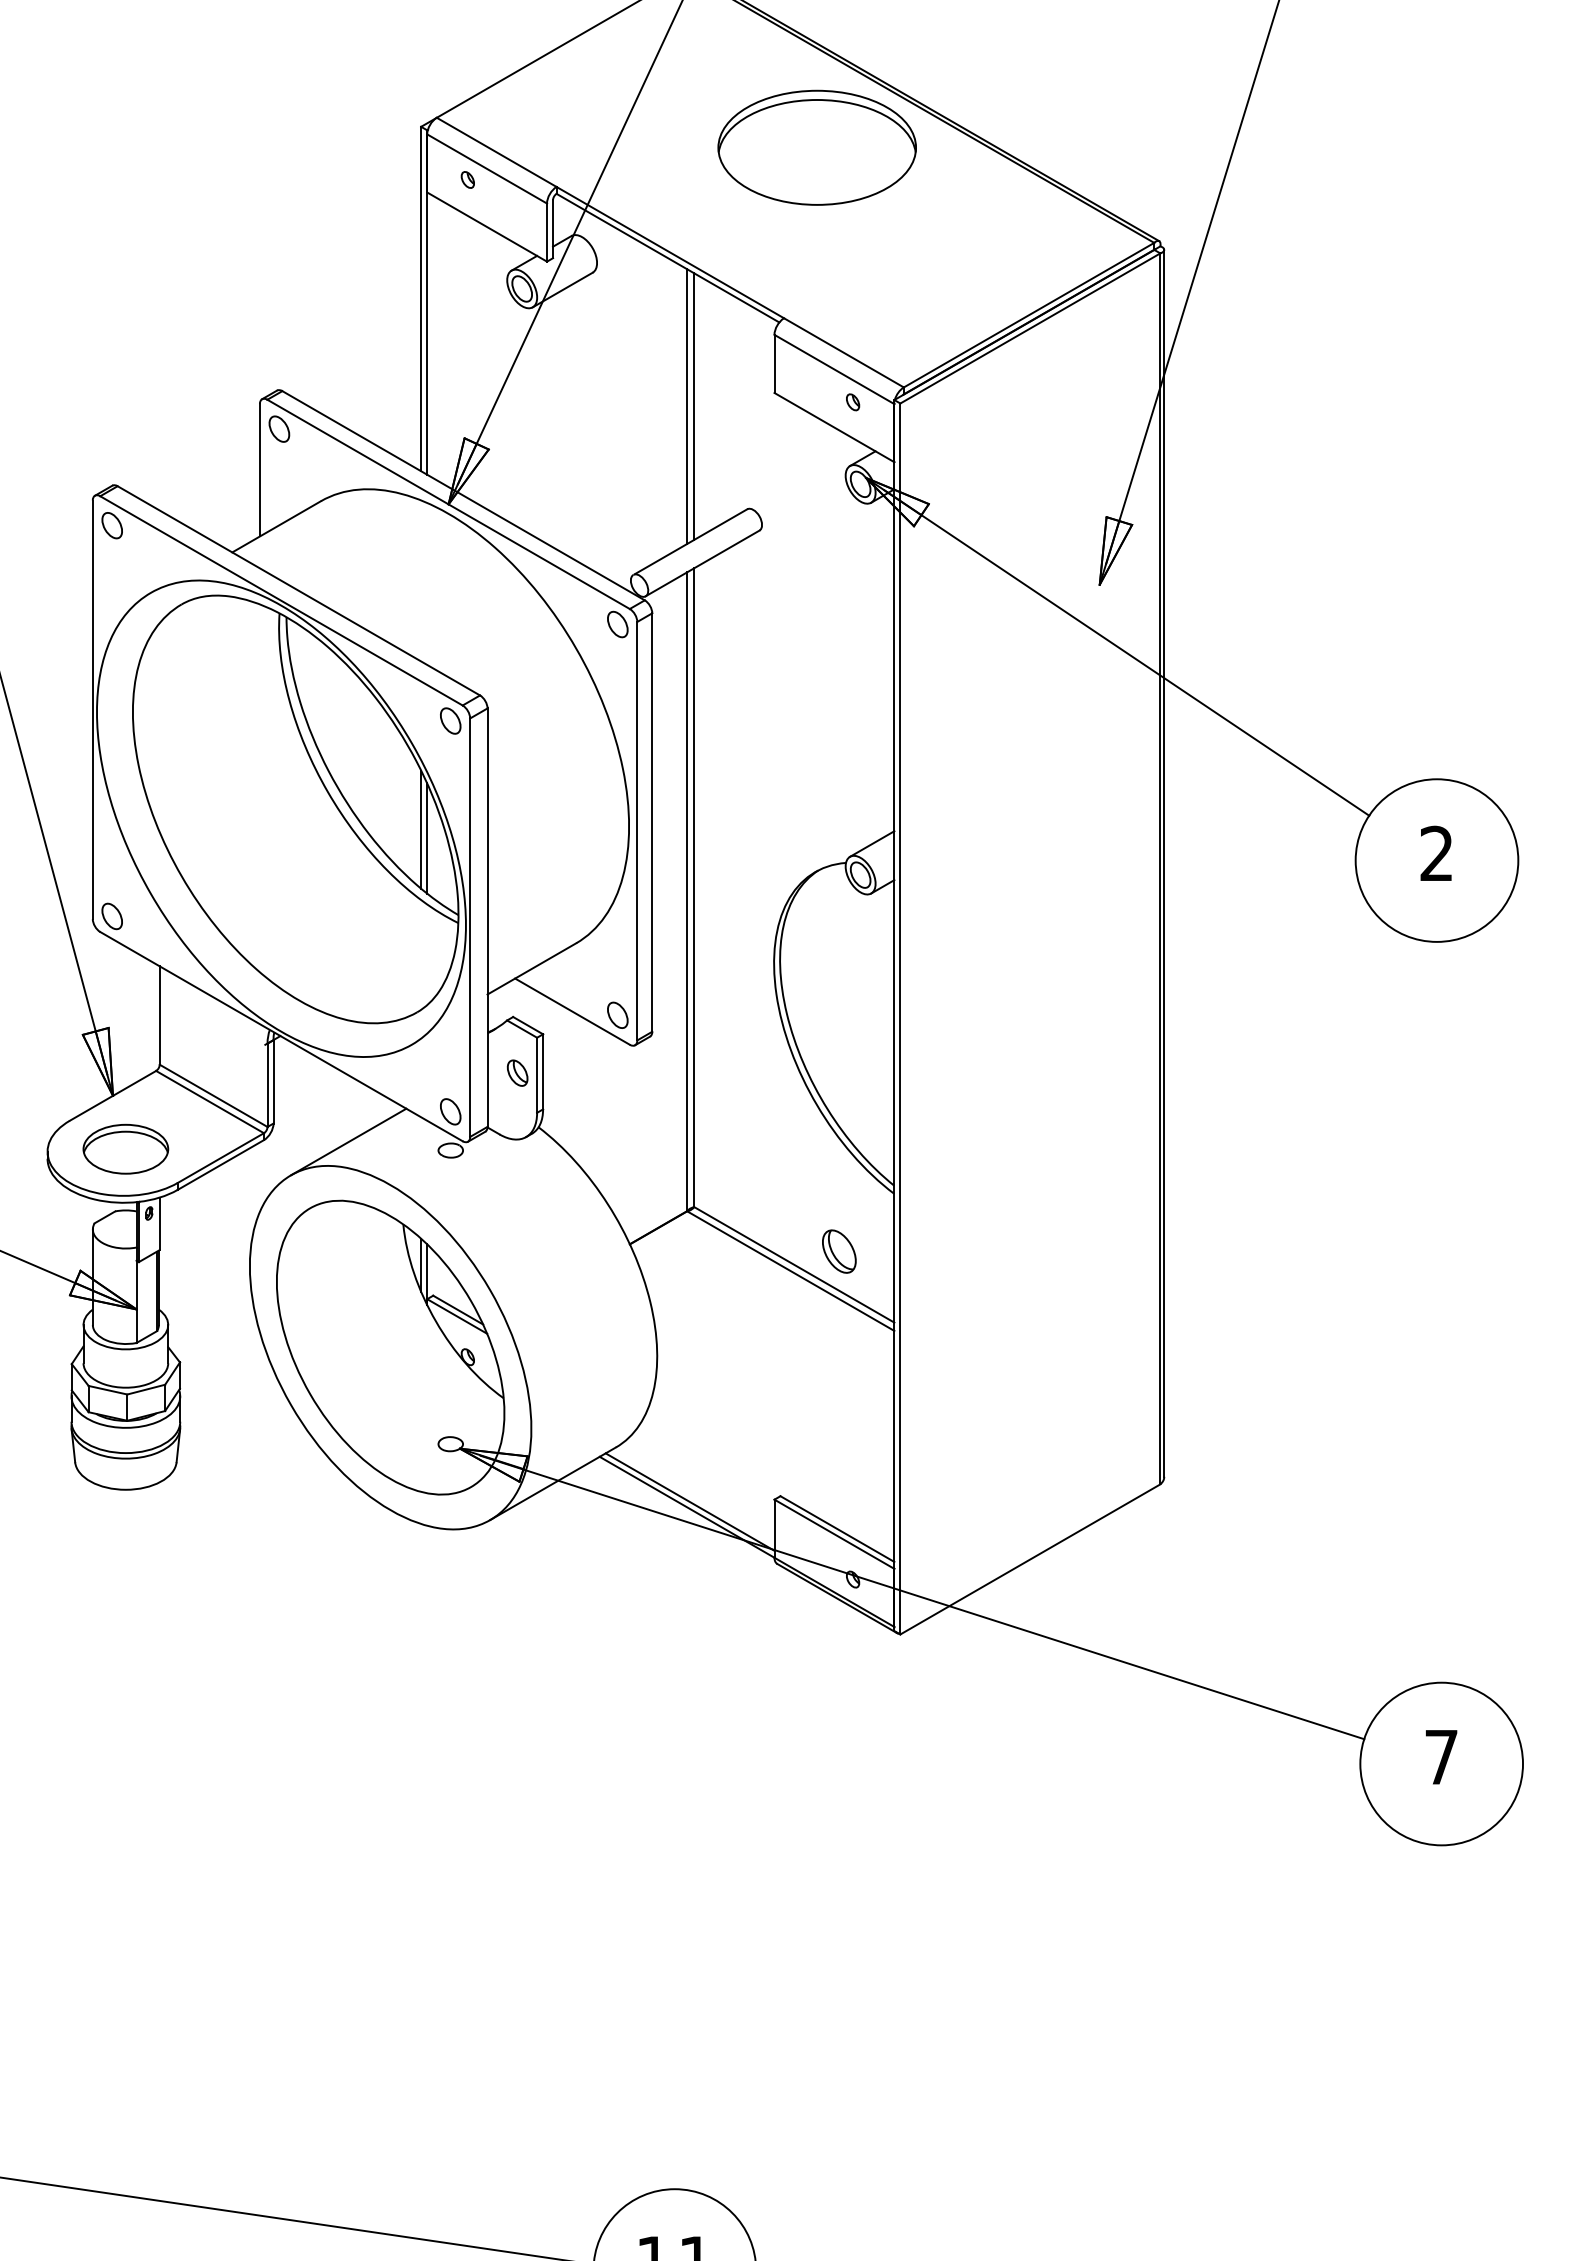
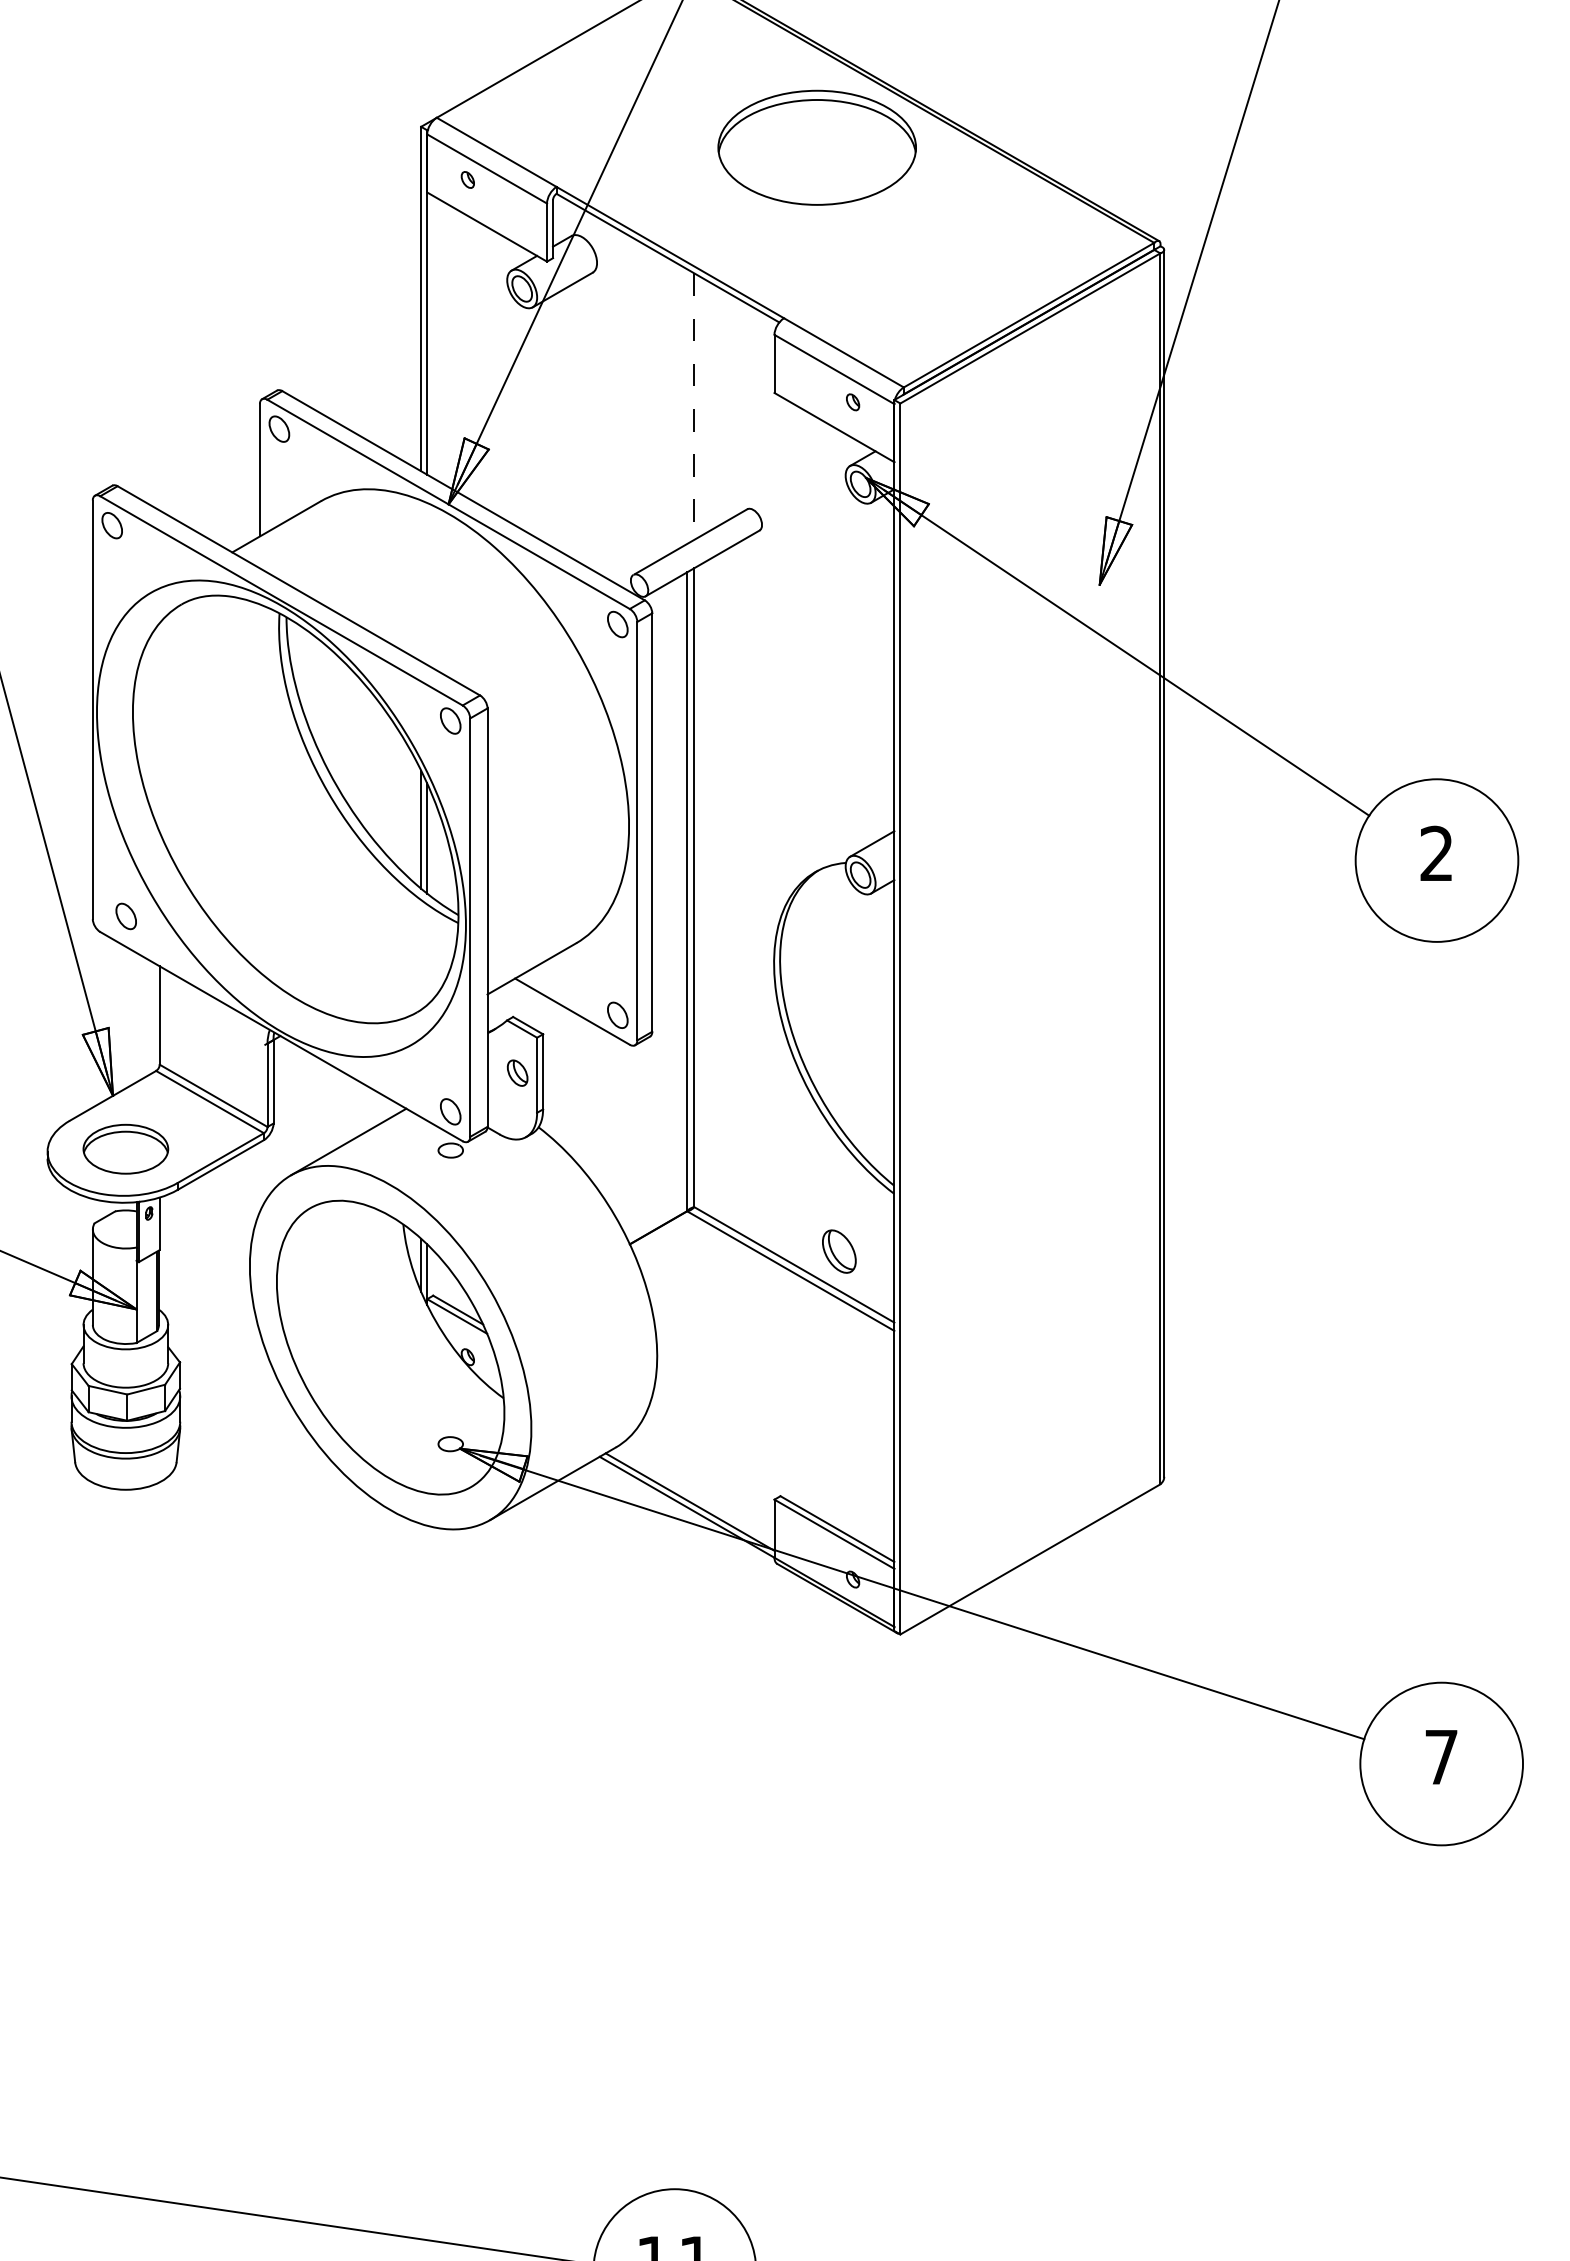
line: present -> none (687, 406)
line: solid -> dashed (694, 407)
part position: (111, 916) -> (125, 916) (125, 916)
